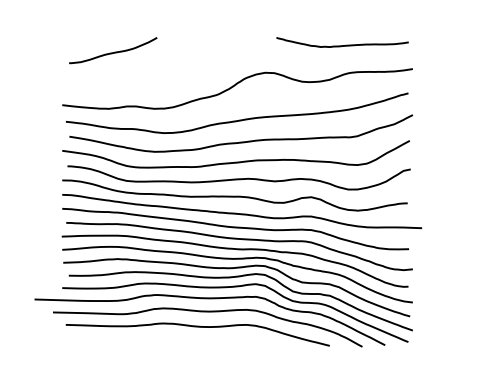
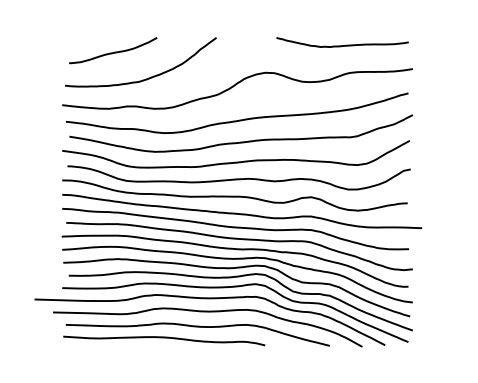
curve: none -> present (145, 78)
curve: none -> present (164, 338)
